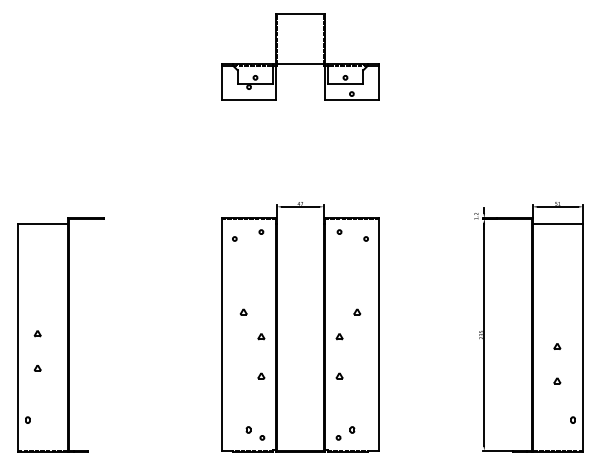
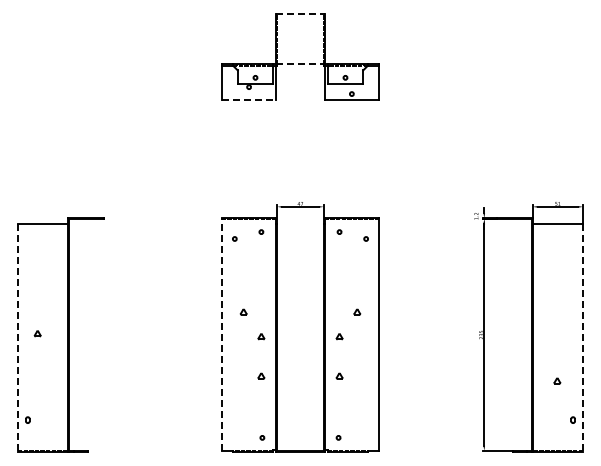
line: solid -> dashed (300, 14)
line: solid -> dashed (300, 64)
line: solid -> dashed (249, 99)
line: solid -> dashed (222, 333)
line: solid -> dashed (18, 338)
line: solid -> dashed (582, 338)
part: present -> none (557, 346)
part: present -> none (37, 368)
part: present -> none (248, 429)
part: present -> none (352, 429)
